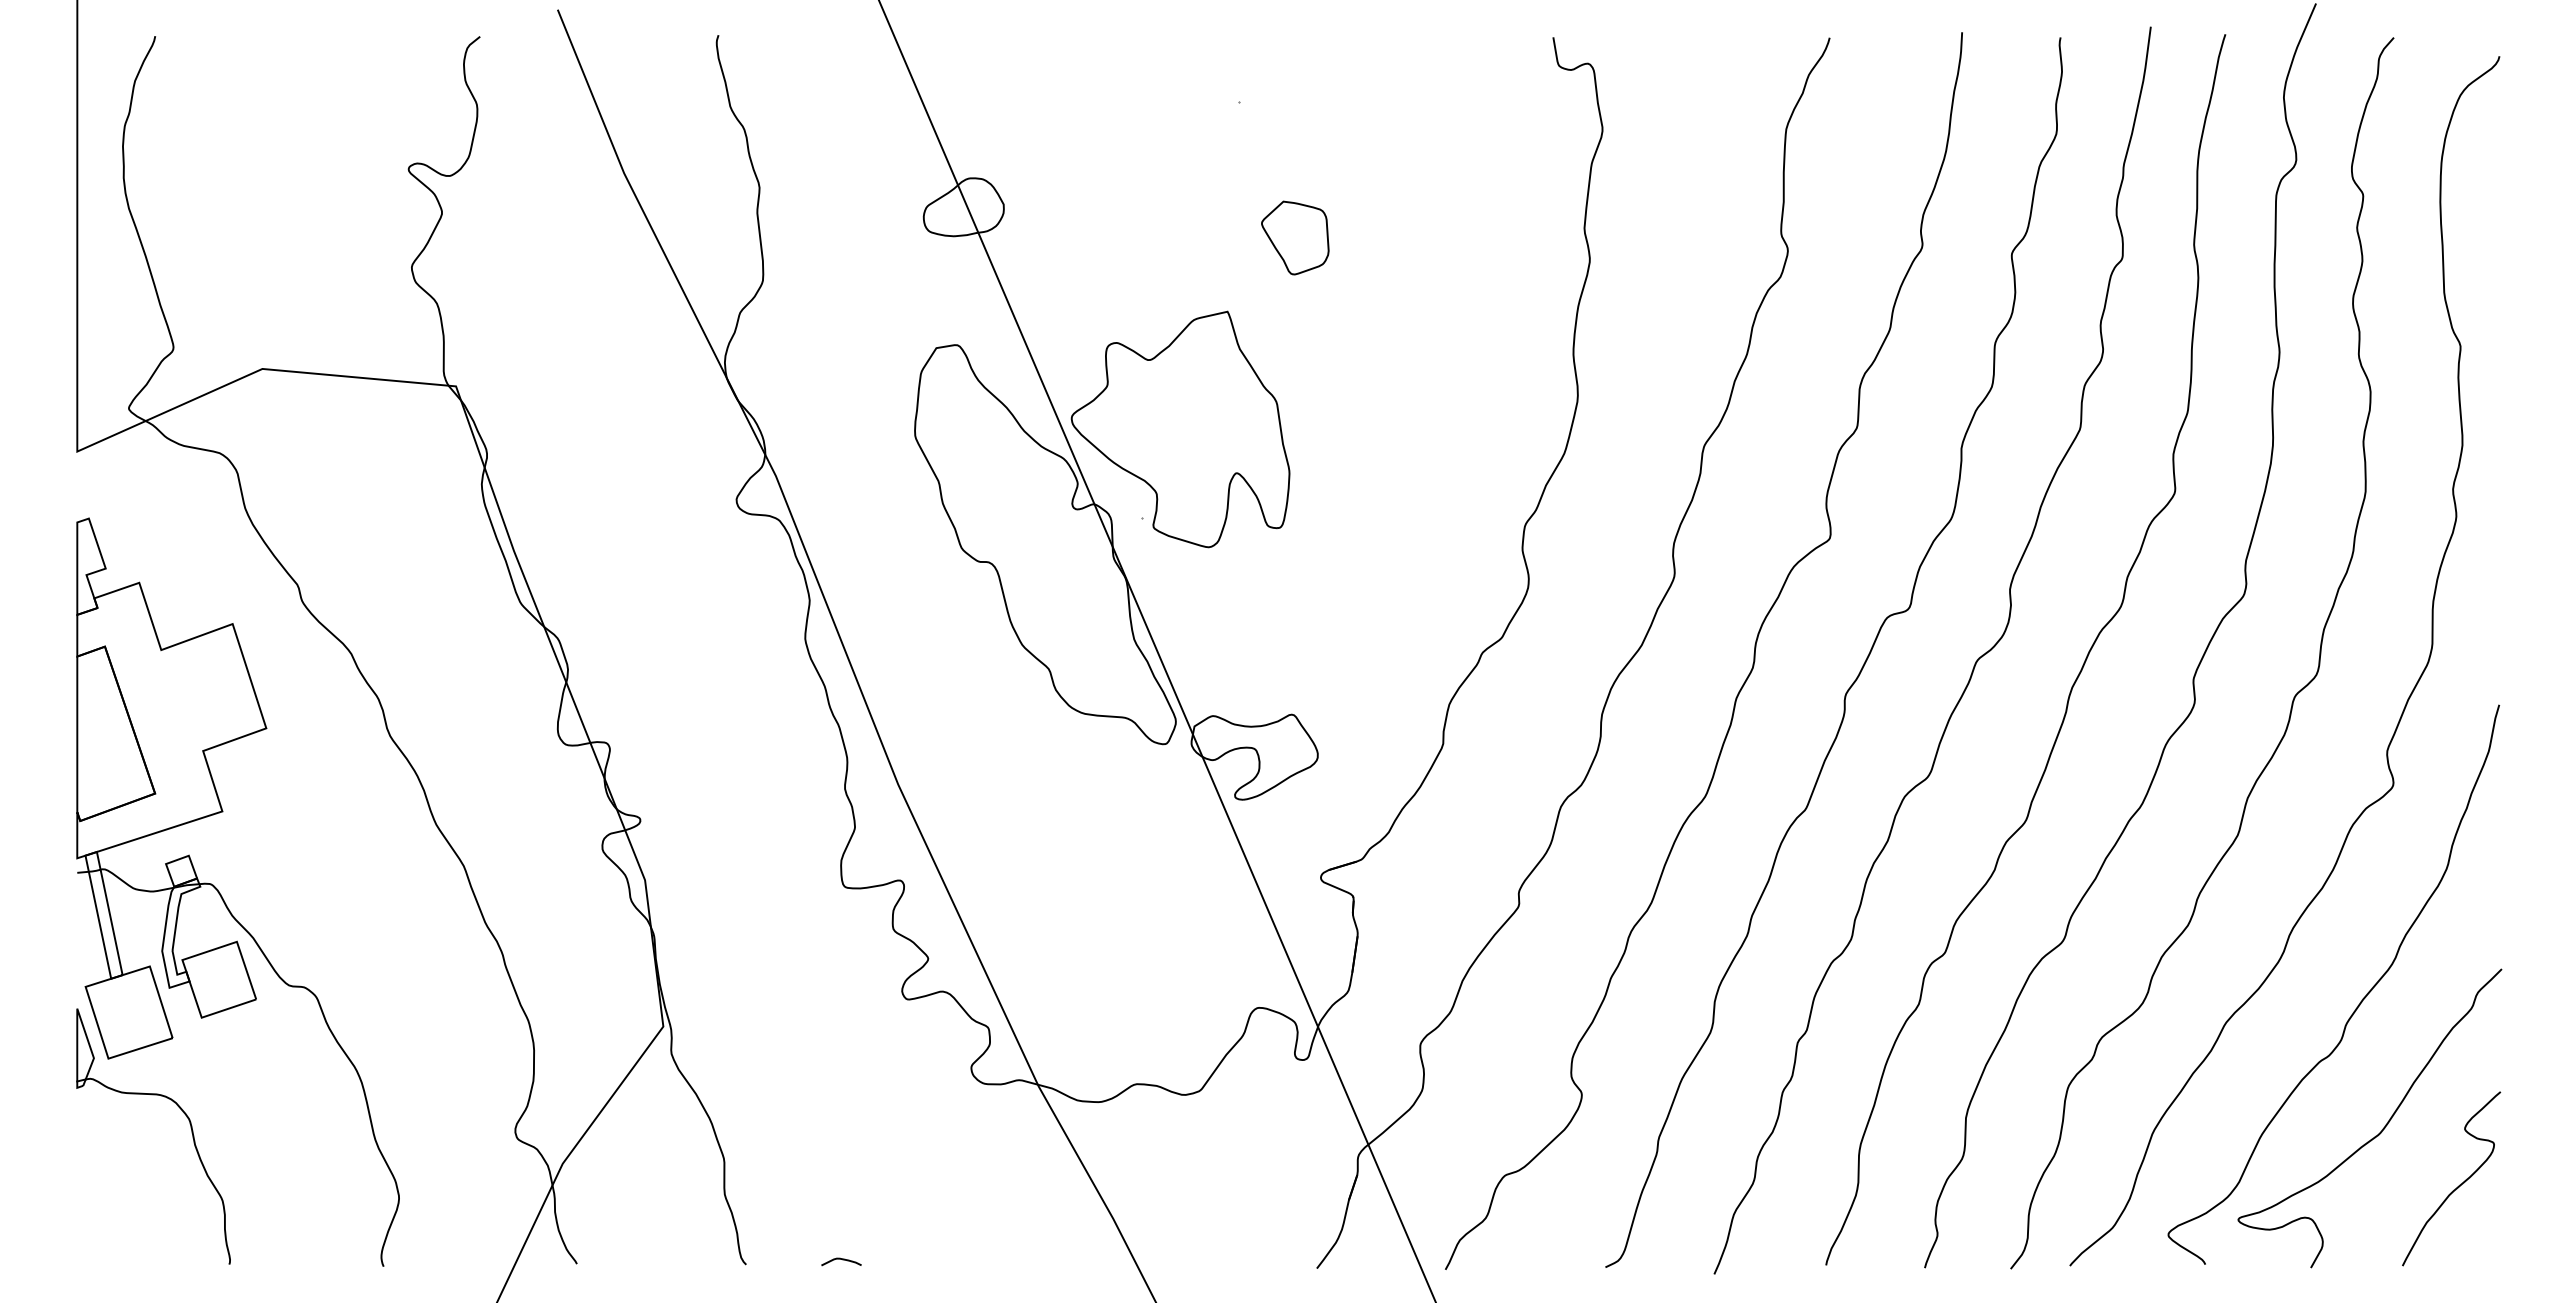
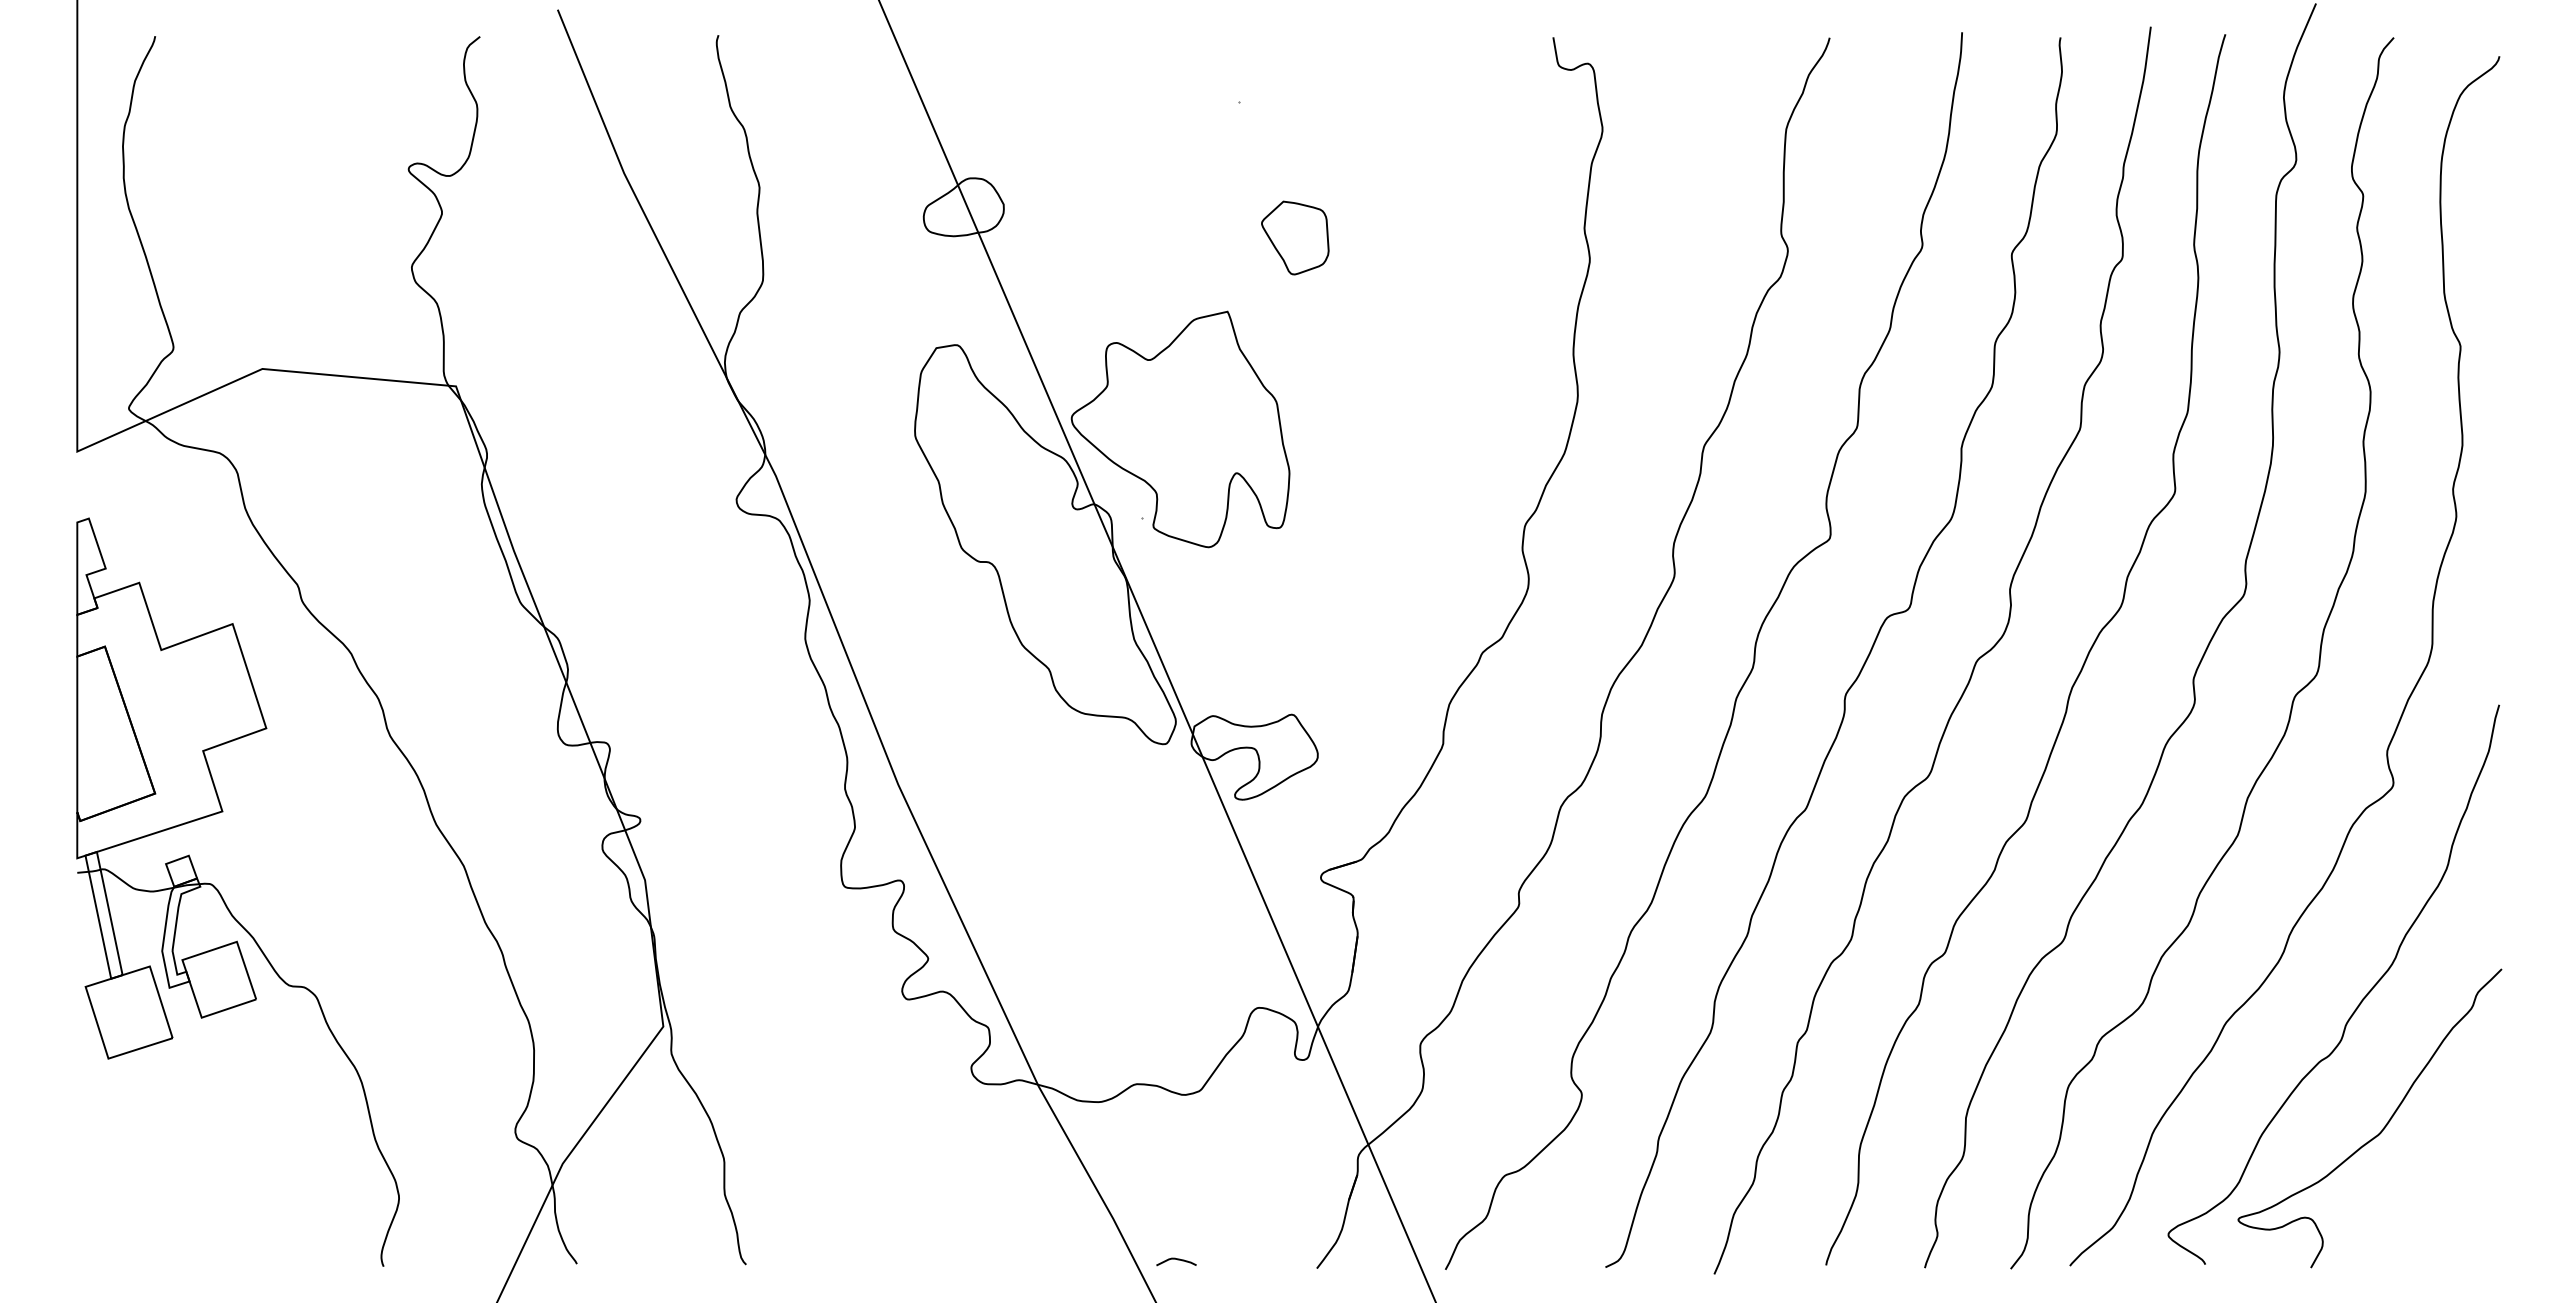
part: present -> none (183, 1113)
curve: present -> none (2458, 1185)
curve position: (842, 1260) -> (1177, 1260) (1177, 1260)
